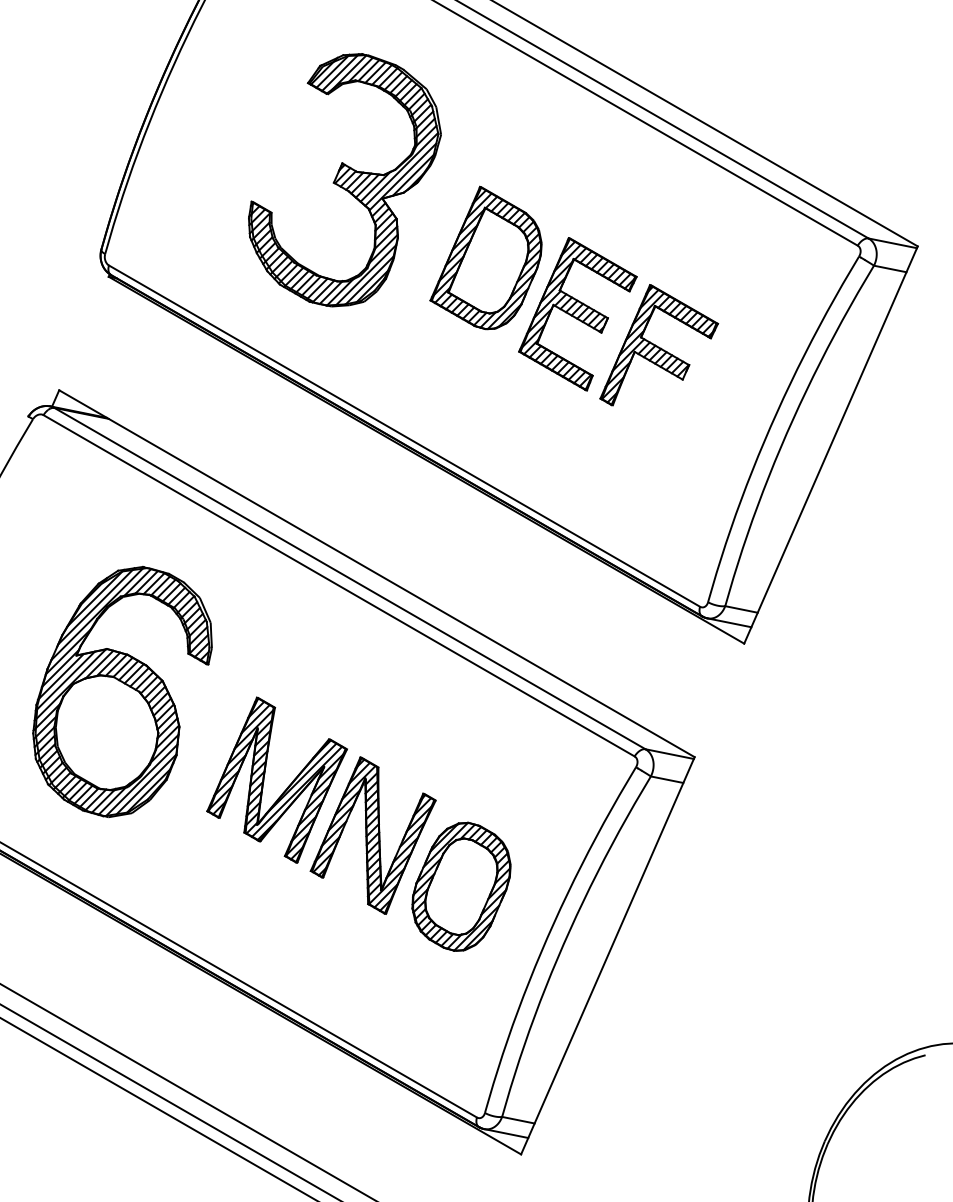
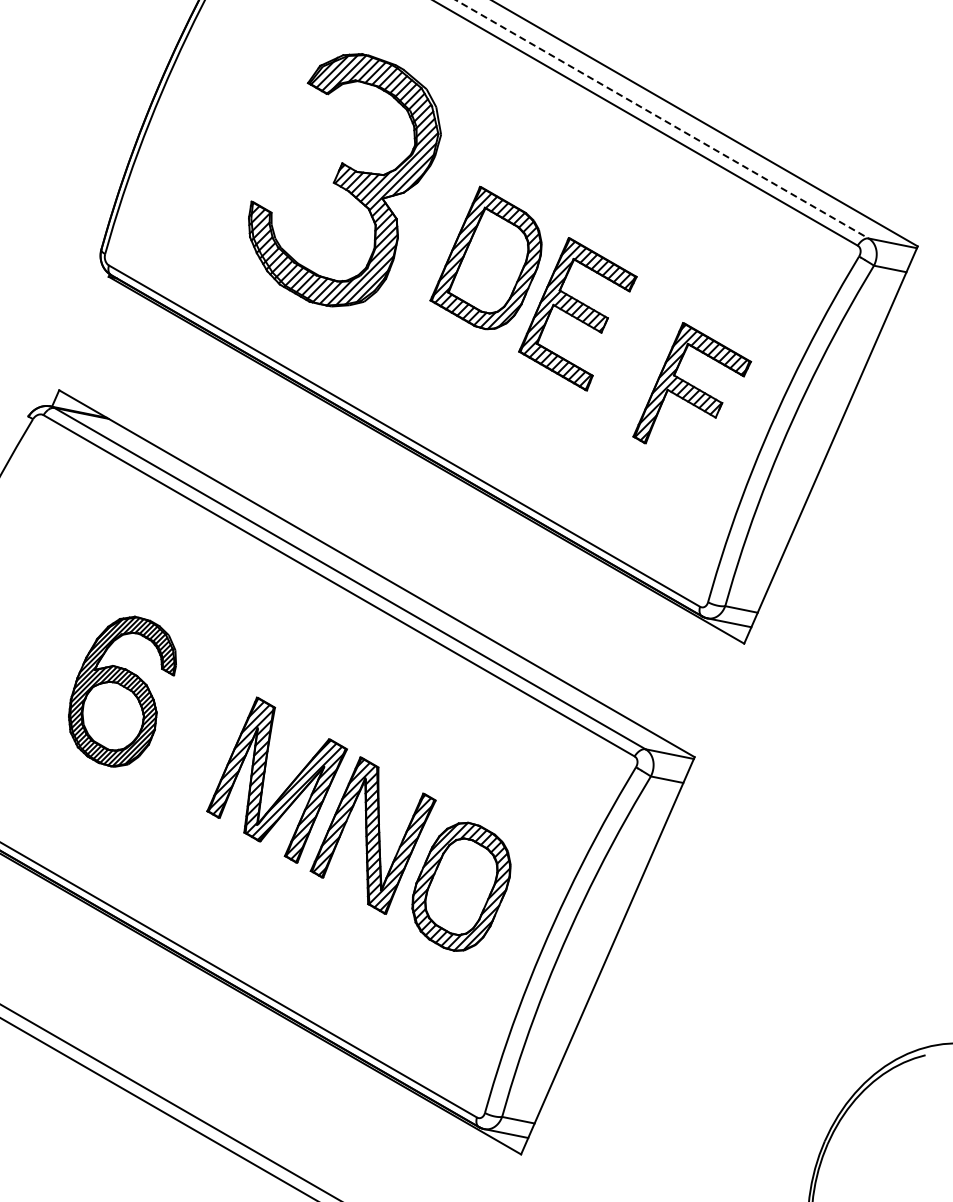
line: solid -> dashed (662, 119)
part position: (659, 345) -> (692, 383) (692, 383)
part size: 181x253 px -> 109x153 px (122, 691)
line: present -> none (187, 1091)
